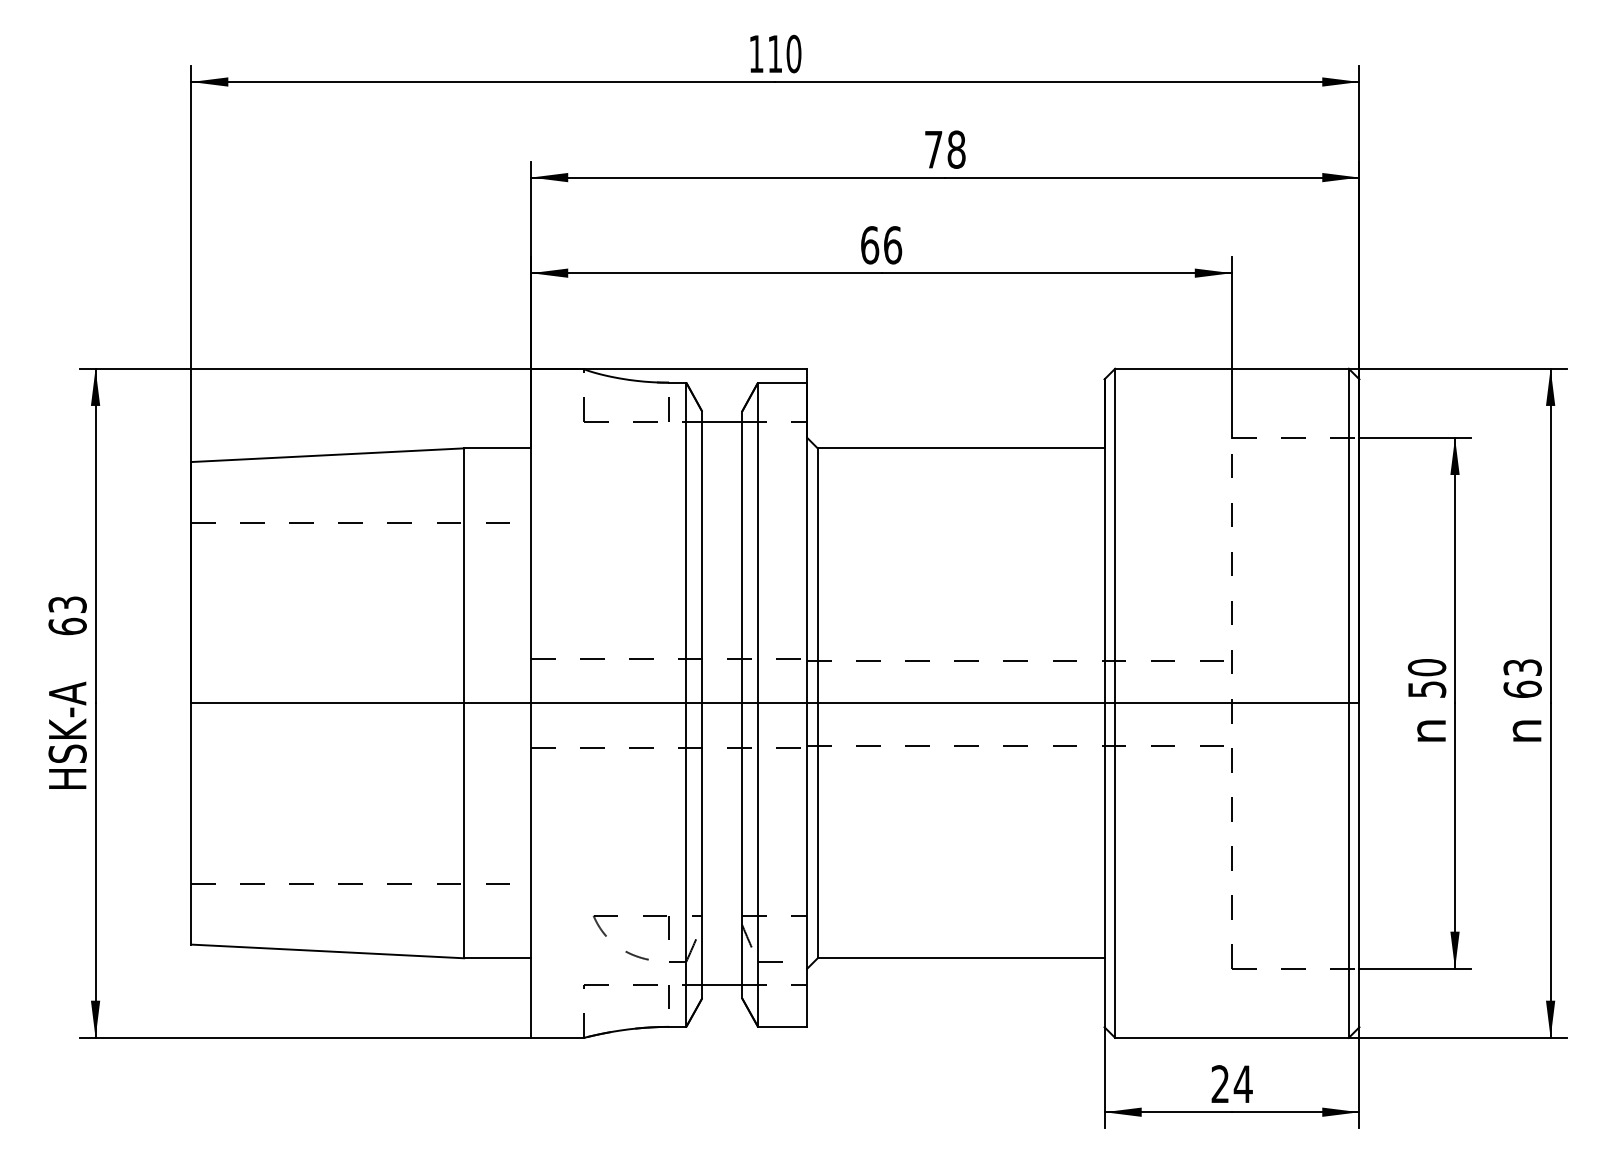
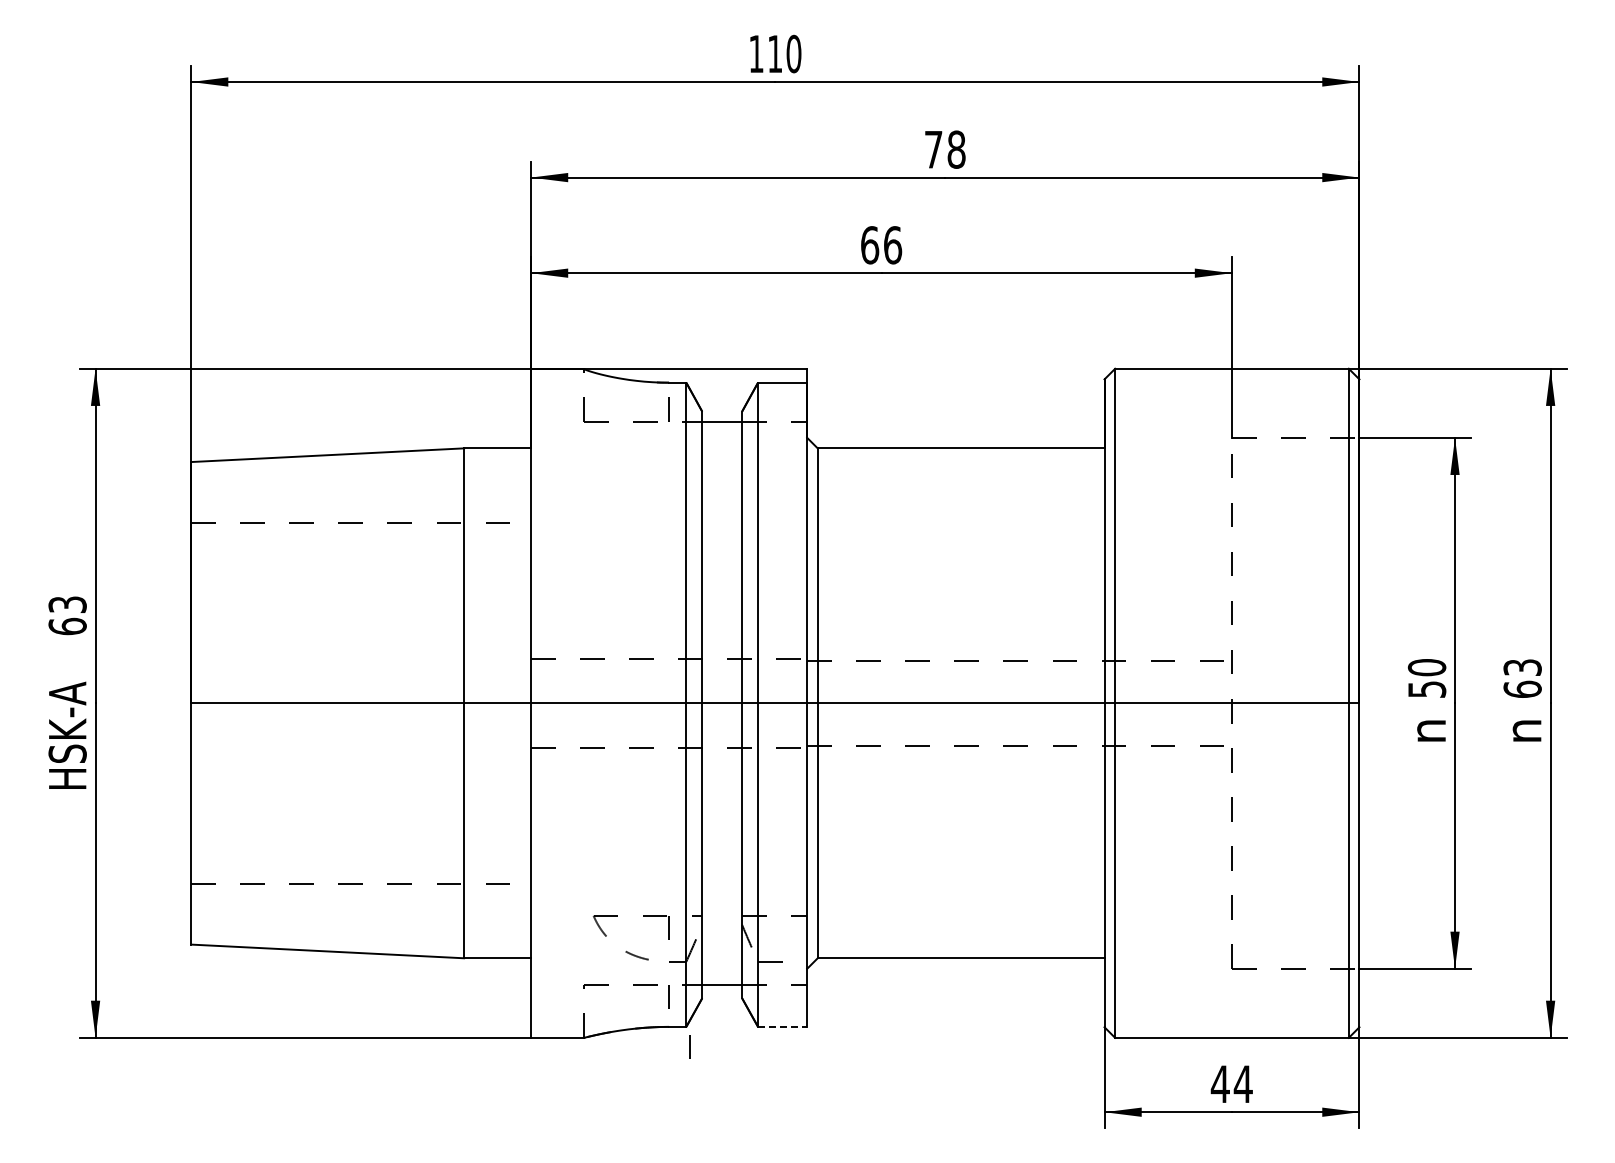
line: solid -> dashed (782, 1026)
line: none -> present (689, 1046)
text: 24 -> 44 (1219, 1083)
